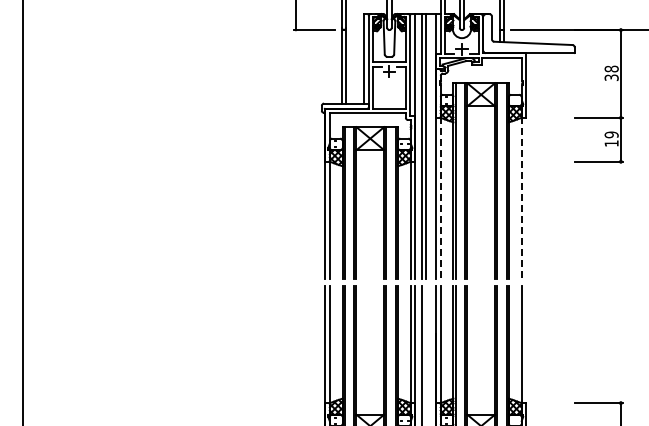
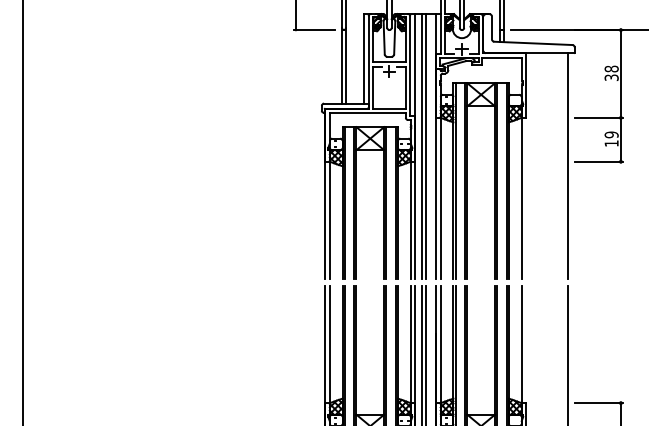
line: none -> present (567, 165)
line: dashed -> solid (440, 198)
line: dashed -> solid (521, 198)
line: none -> present (425, 353)
line: none -> present (567, 353)
